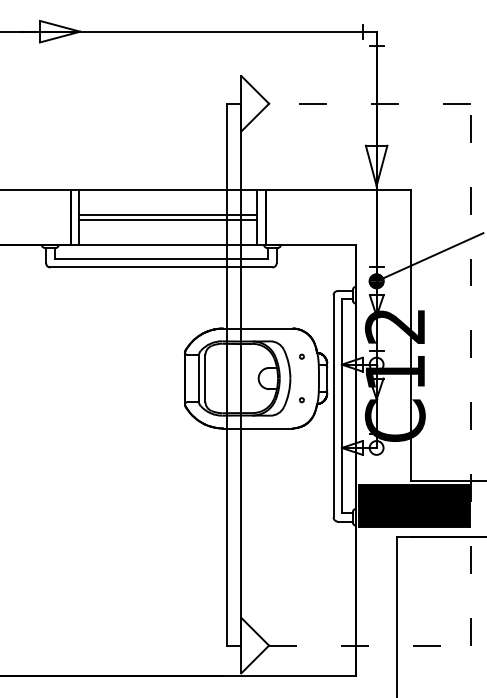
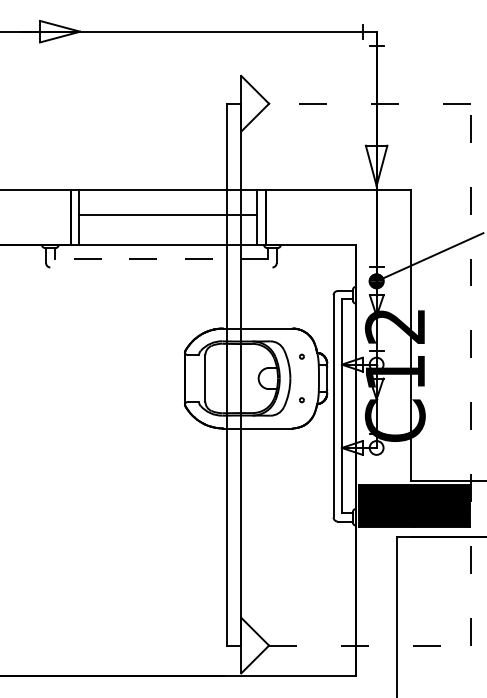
line: present -> none (168, 220)
line: solid -> dashed (161, 259)
line: present -> none (161, 267)
line: present -> none (198, 378)
